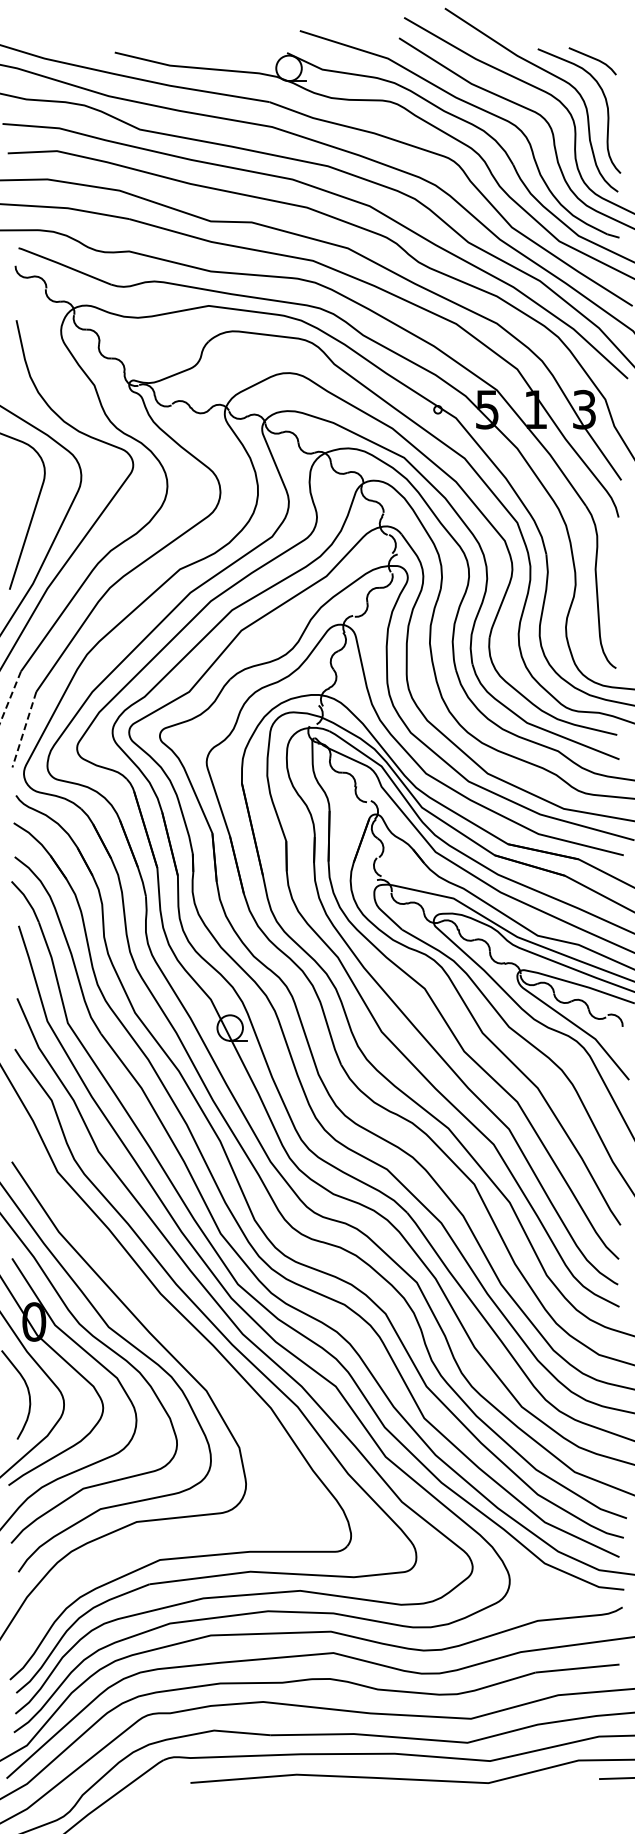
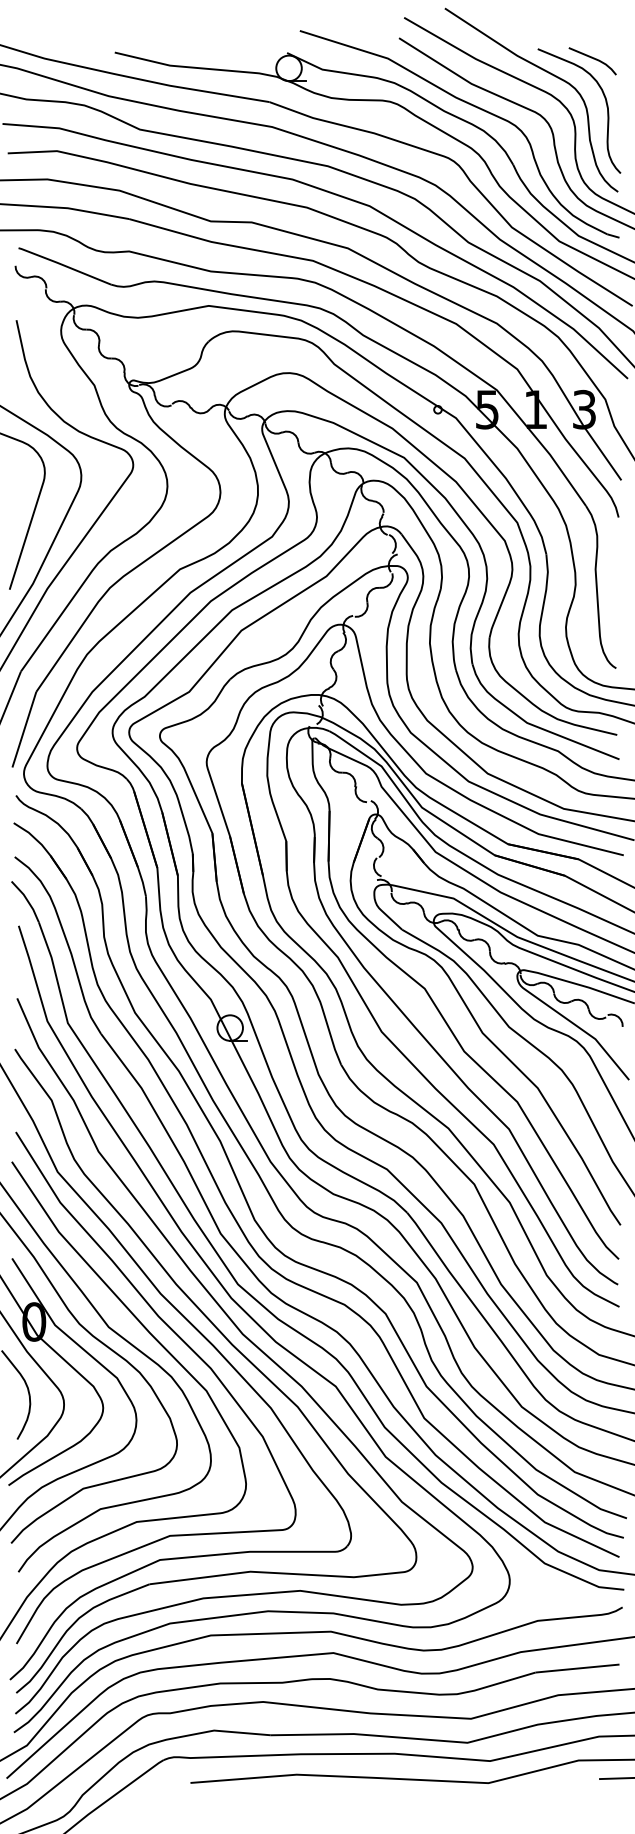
line: dashed -> solid (10, 697)
line: dashed -> solid (24, 729)
curve: none -> present (191, 1350)
